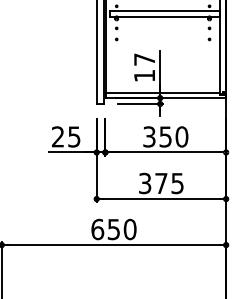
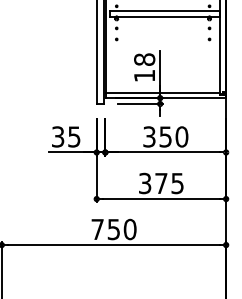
text: 17 -> 18 (144, 59)
text: 25 -> 35 (58, 136)
text: 650 -> 750 (97, 229)
